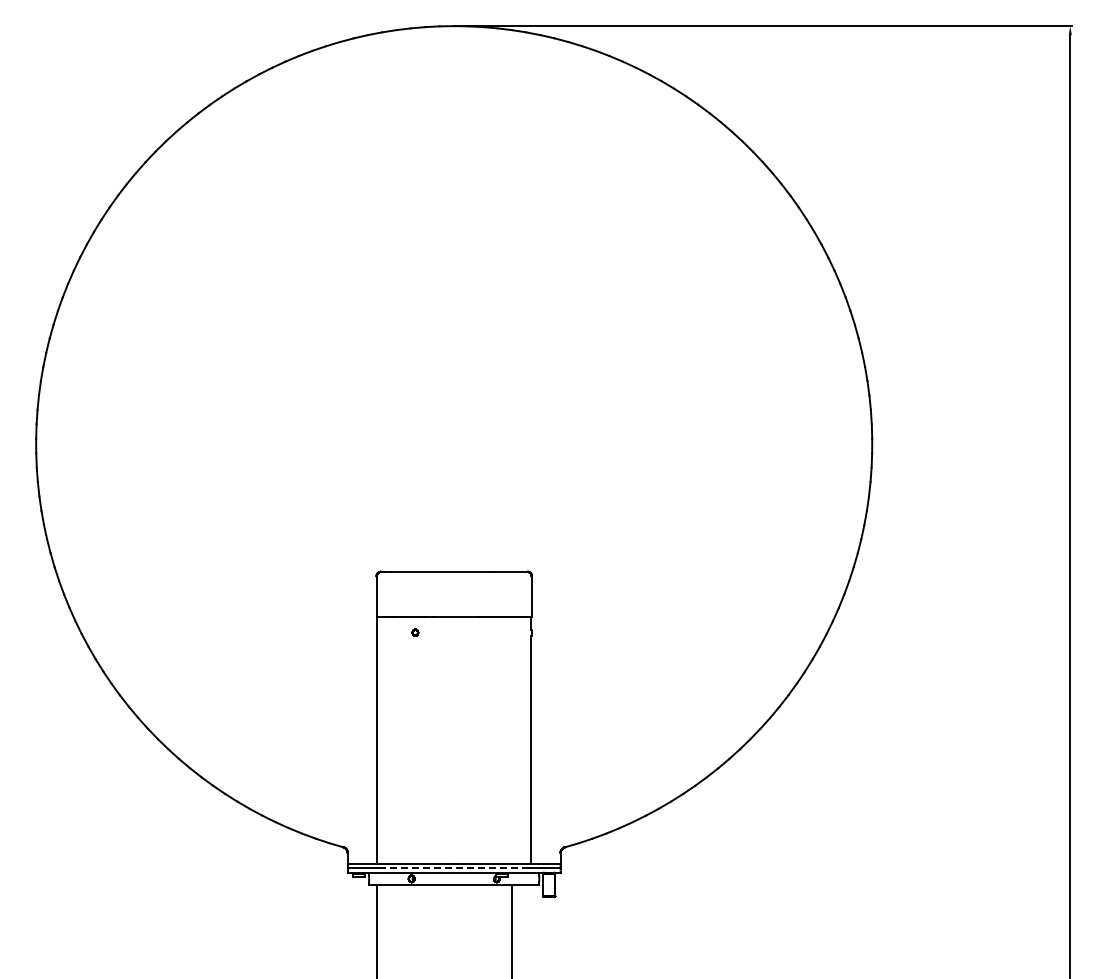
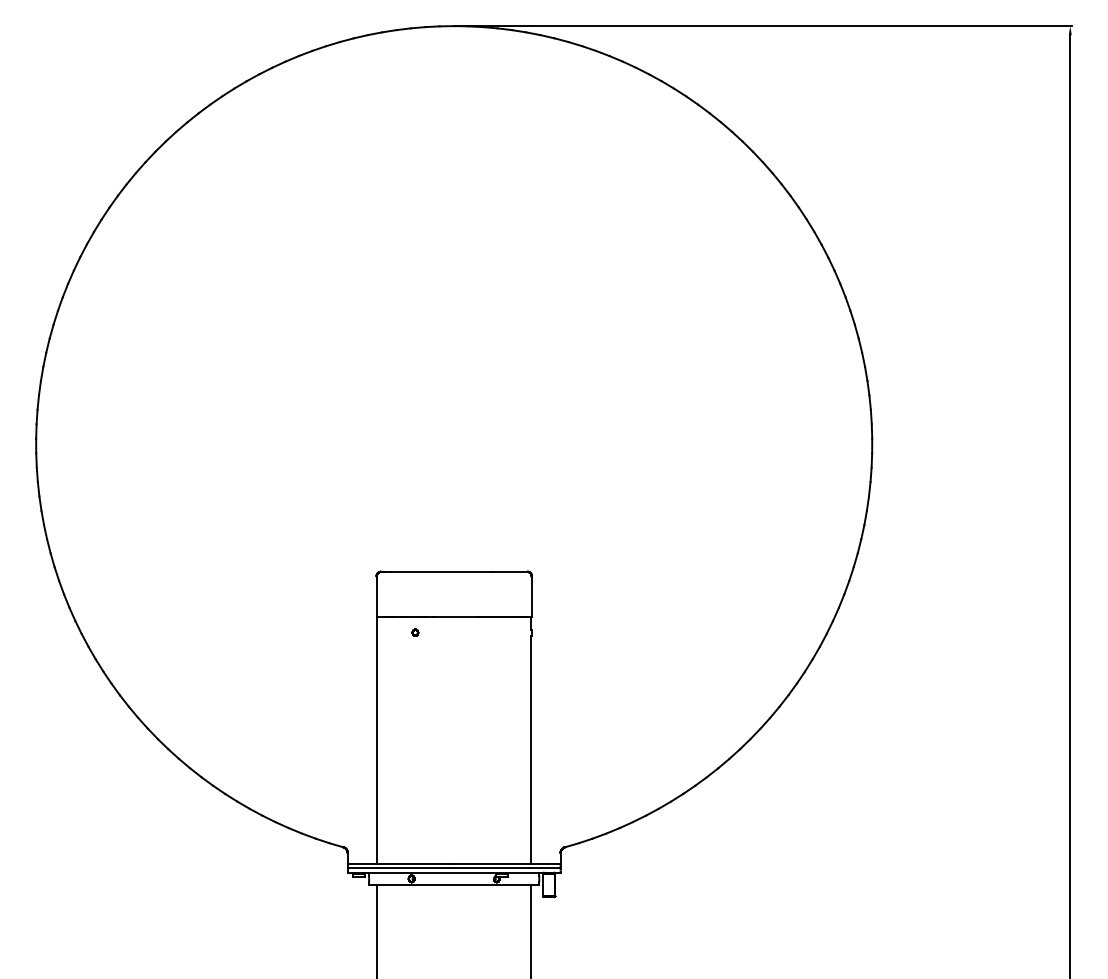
line: dashed -> solid (454, 868)
line position: (512, 929) -> (531, 929) (531, 929)
